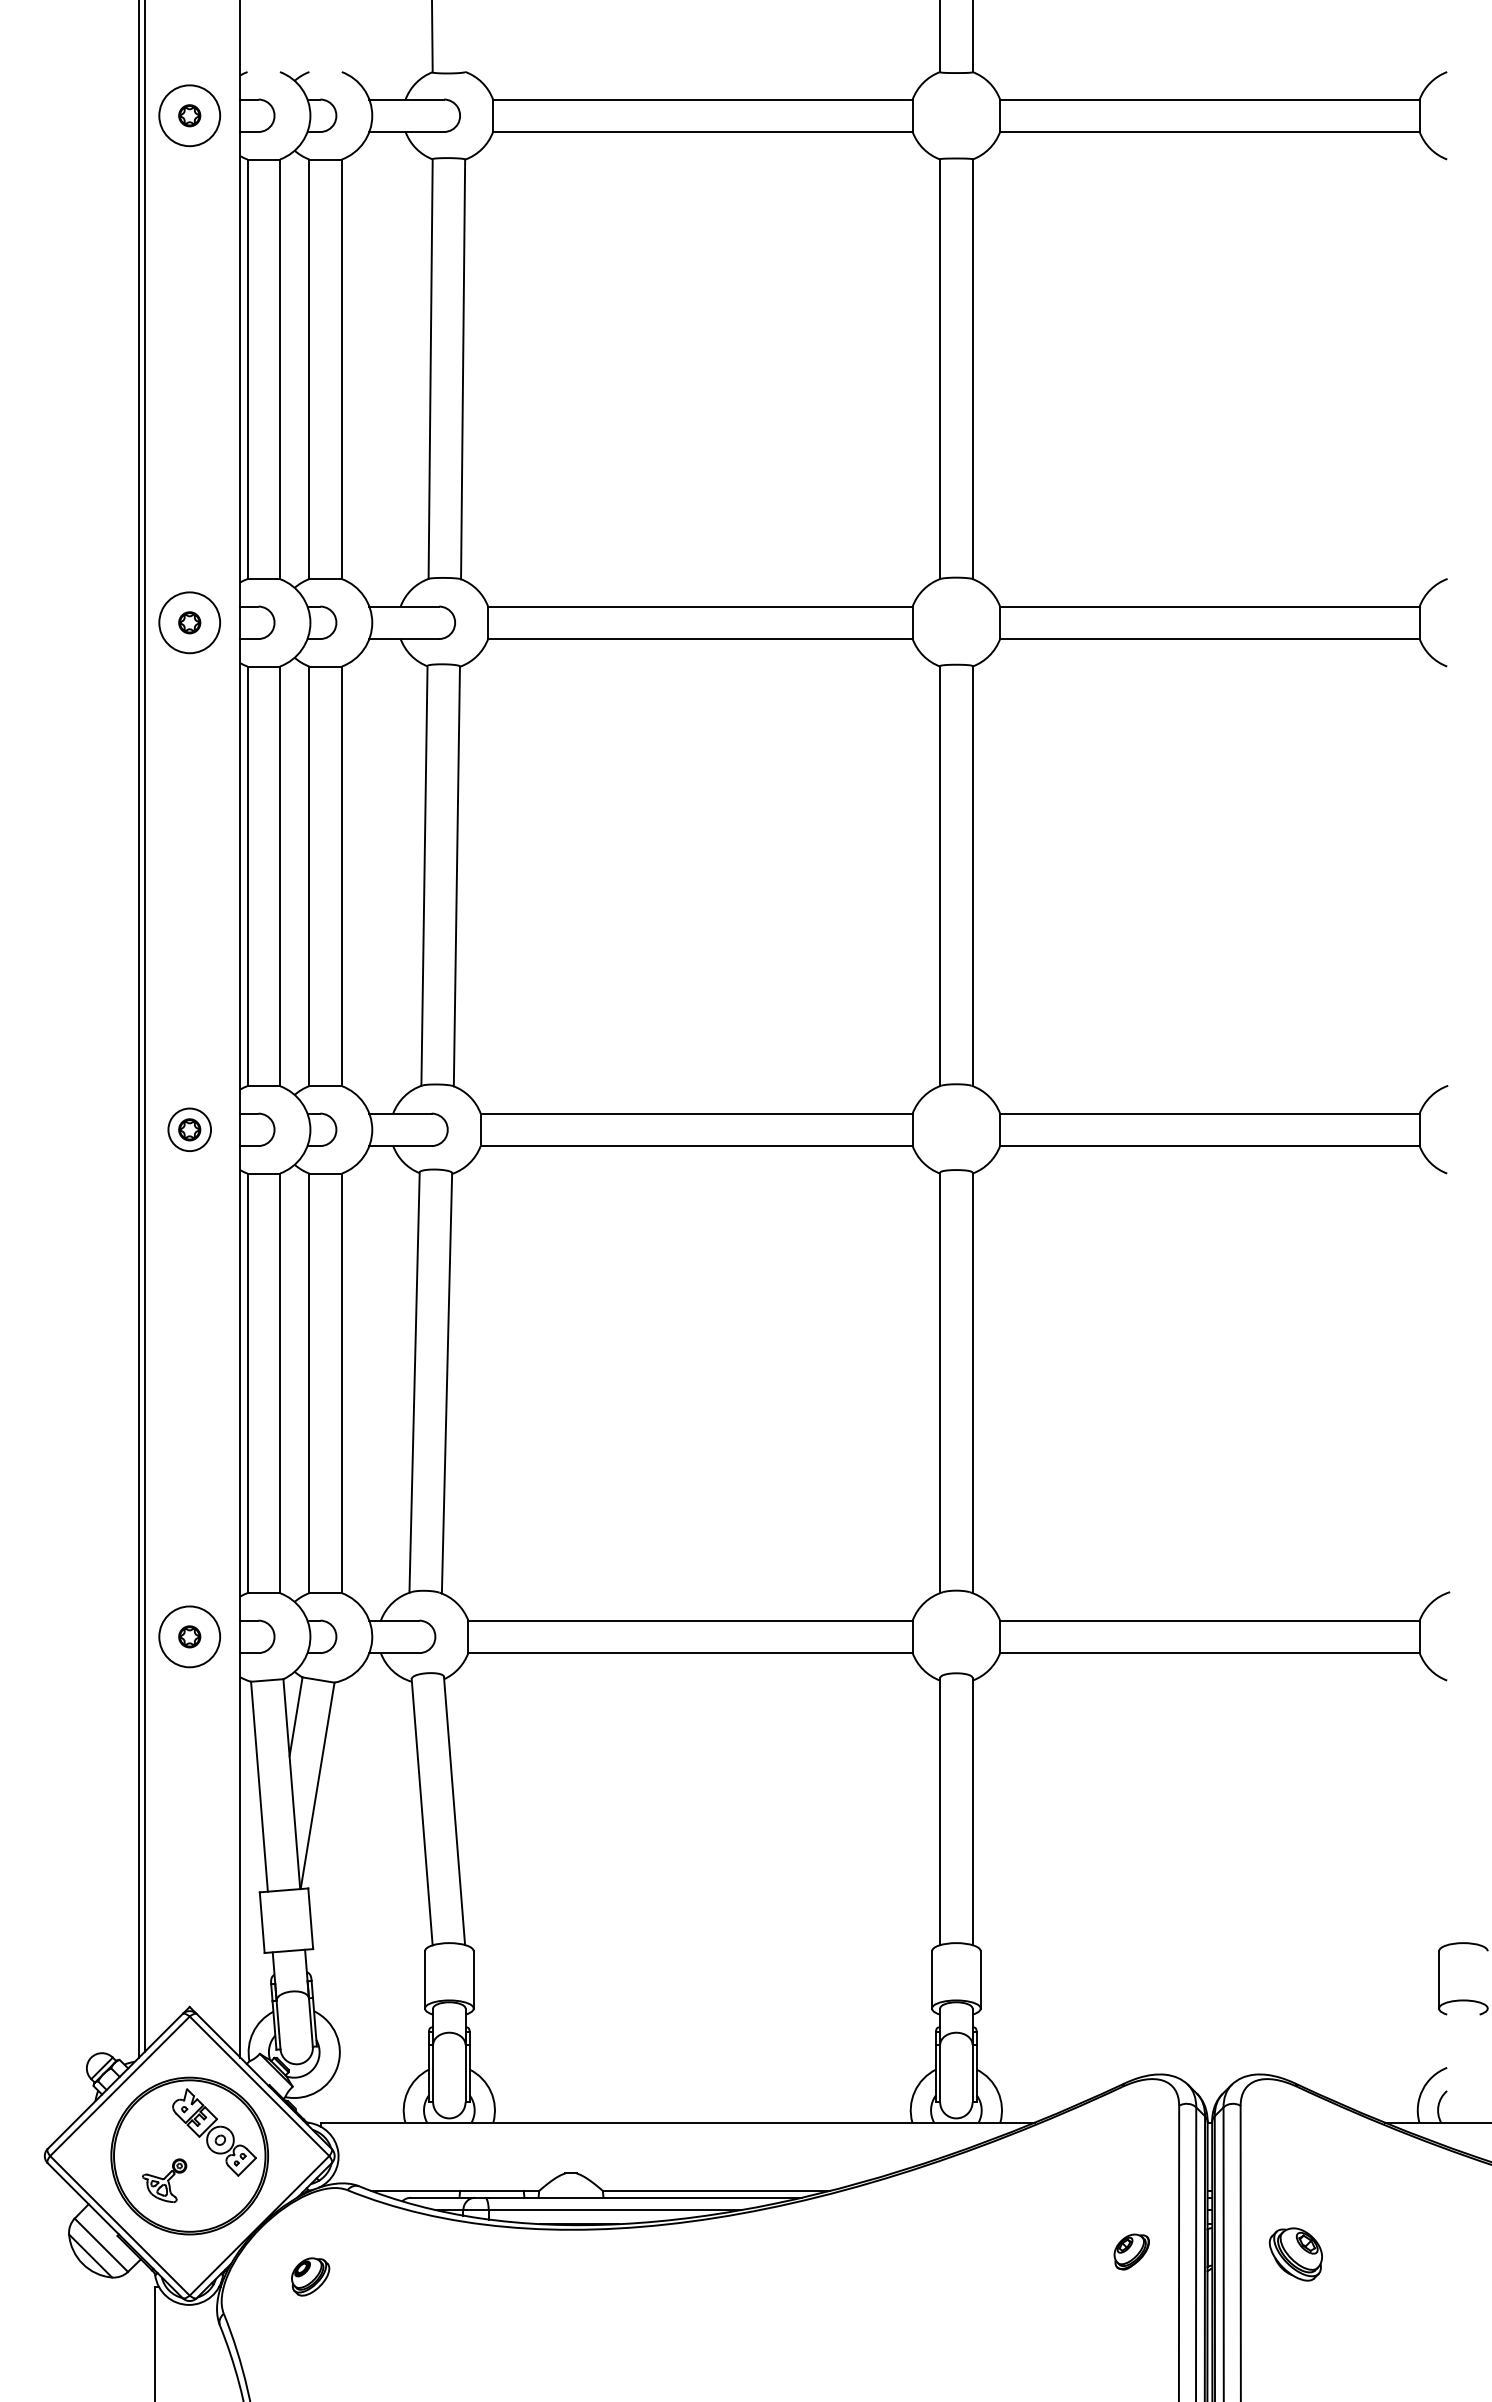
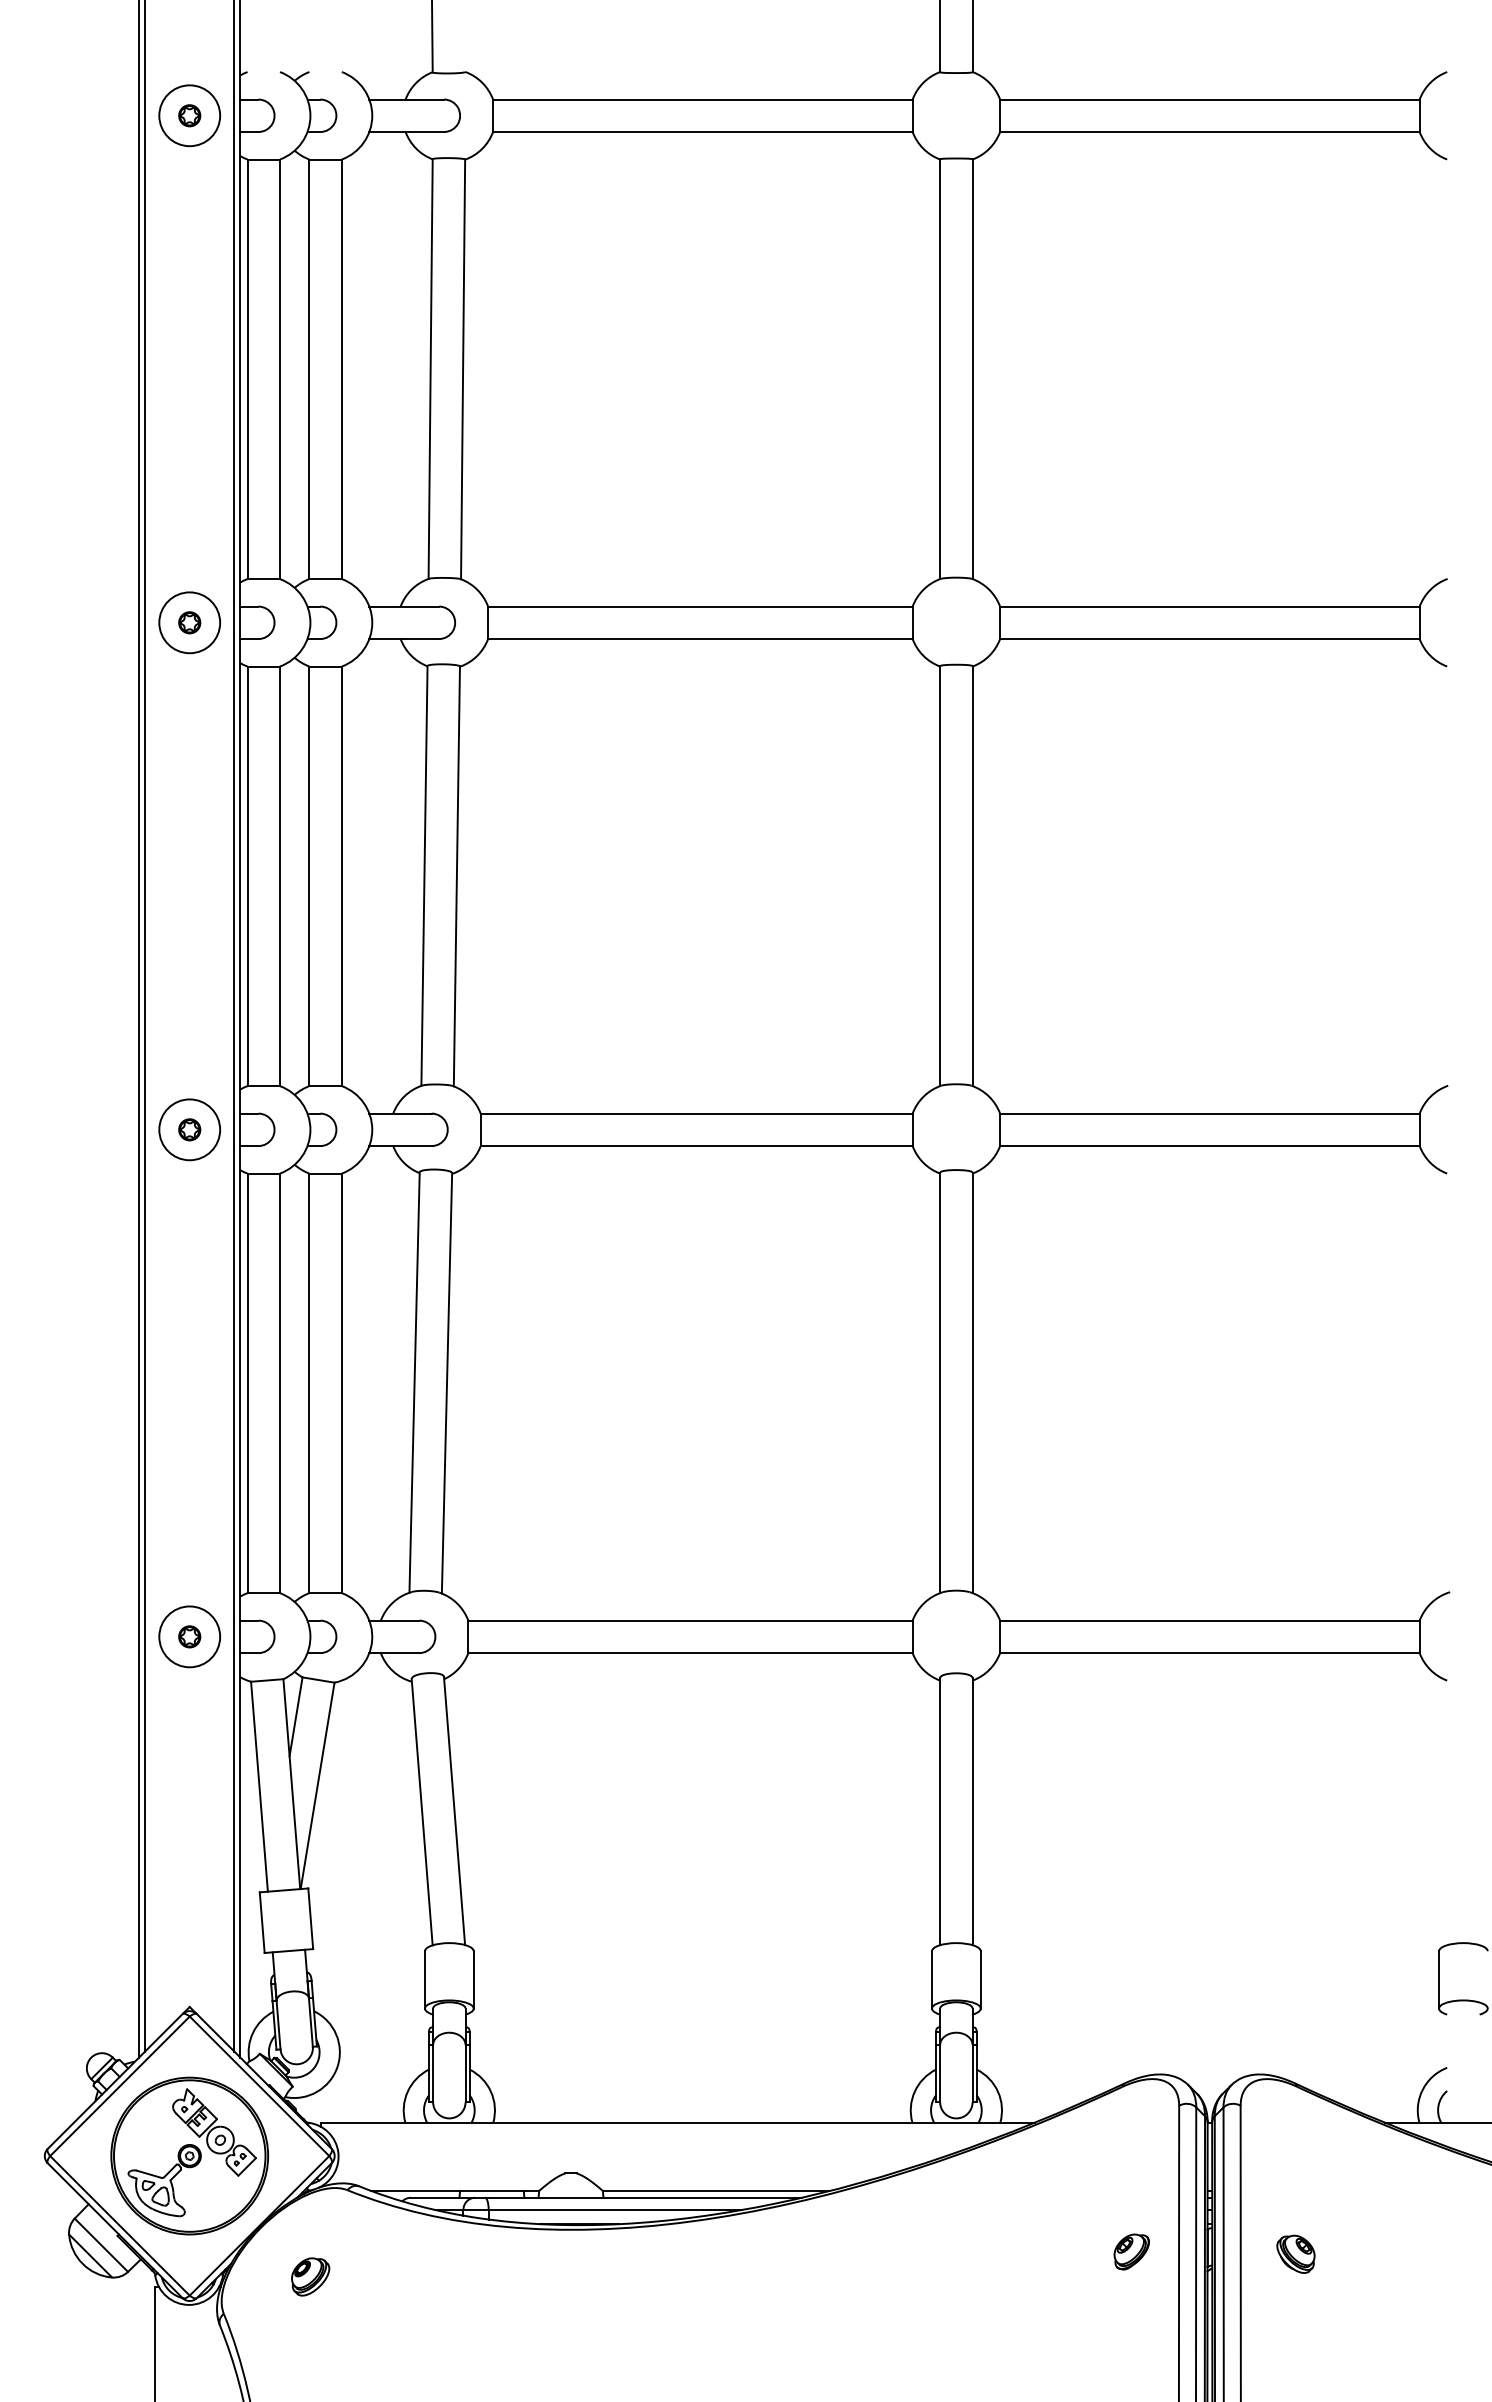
line: none -> present (234, 1026)
circle diameter: 43 px -> 61 px (189, 1129)
part size: 46x45 px -> 75x74 px (164, 2180)
part size: 55x55 px -> 40x40 px (1295, 2253)
